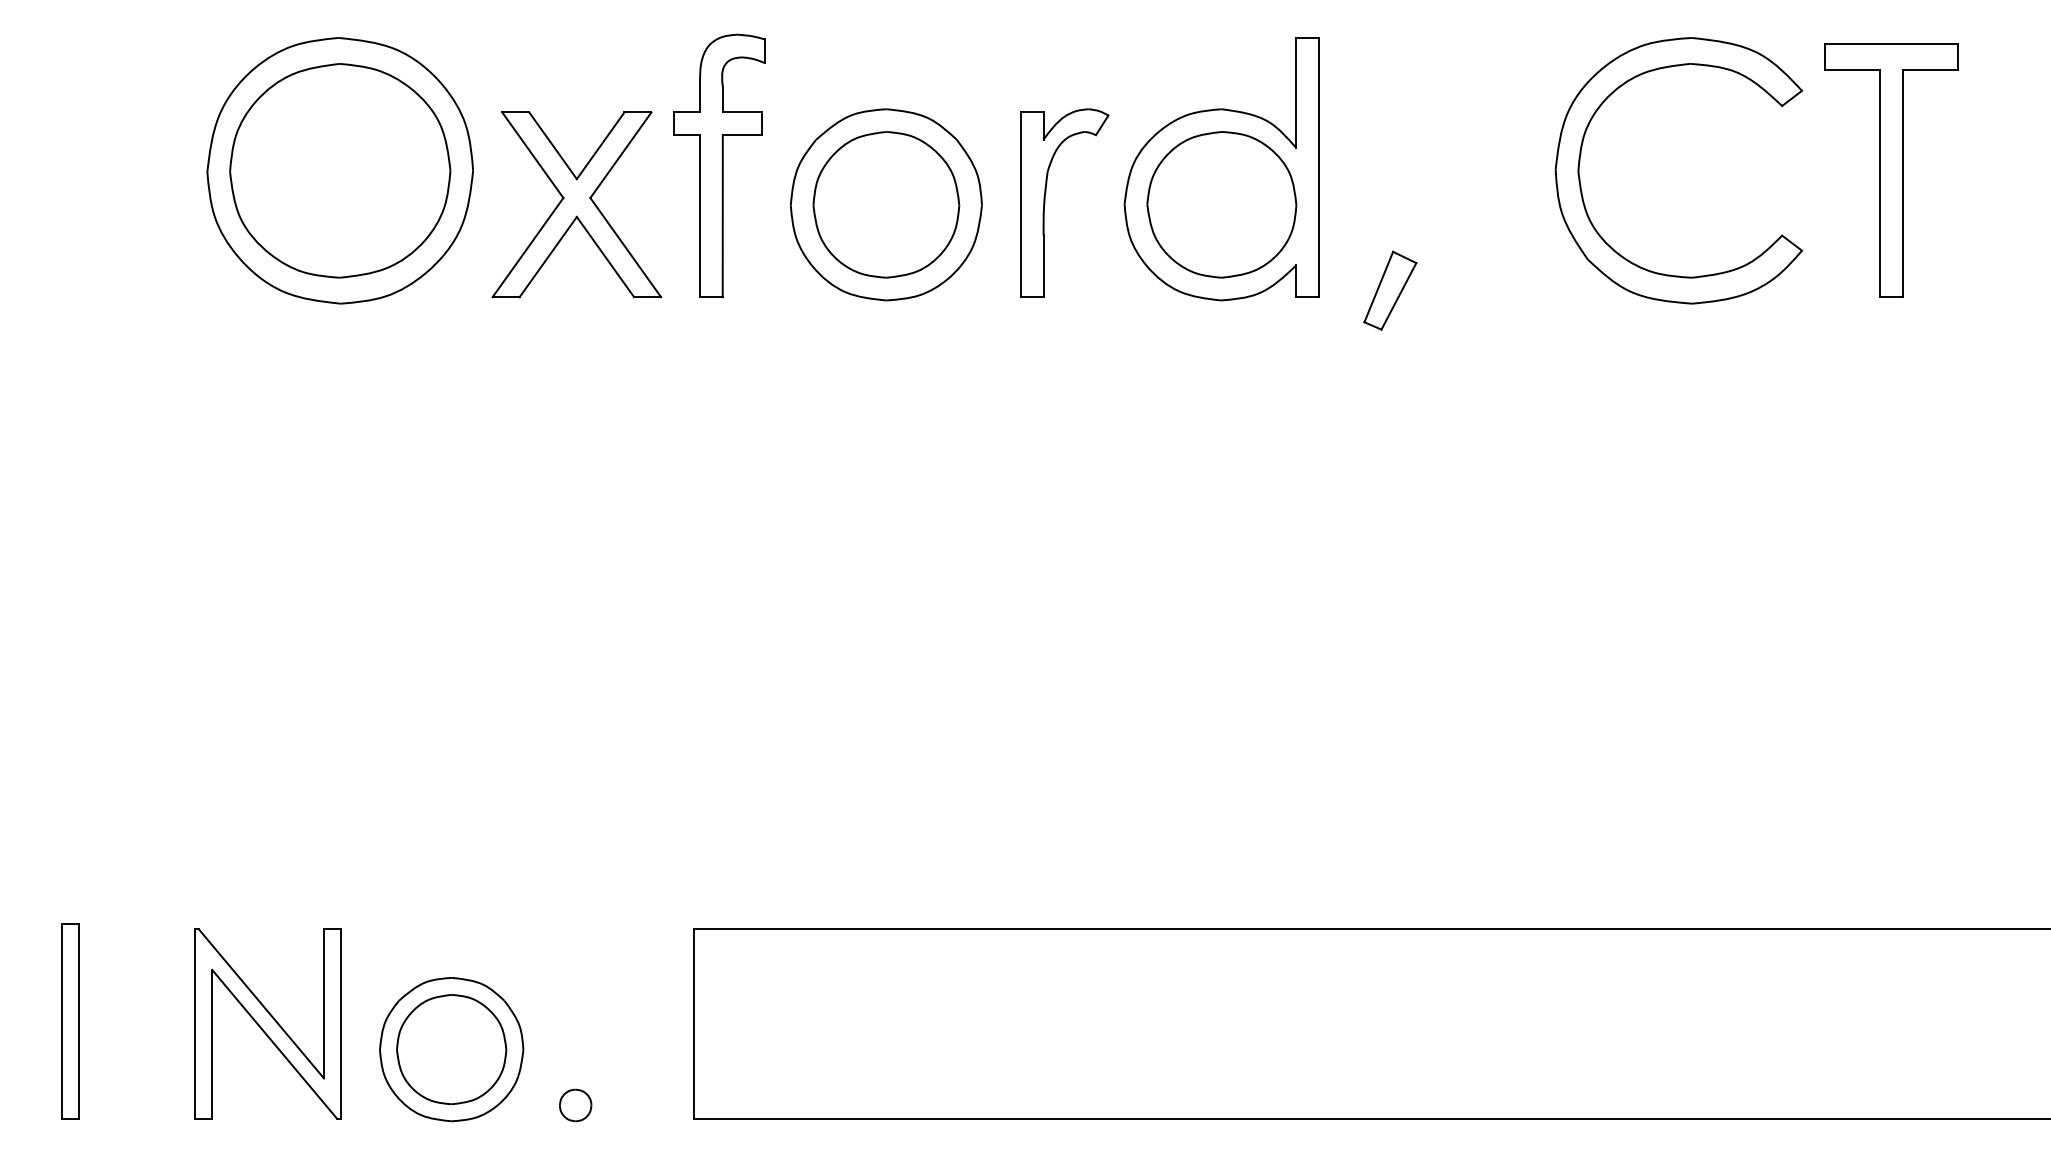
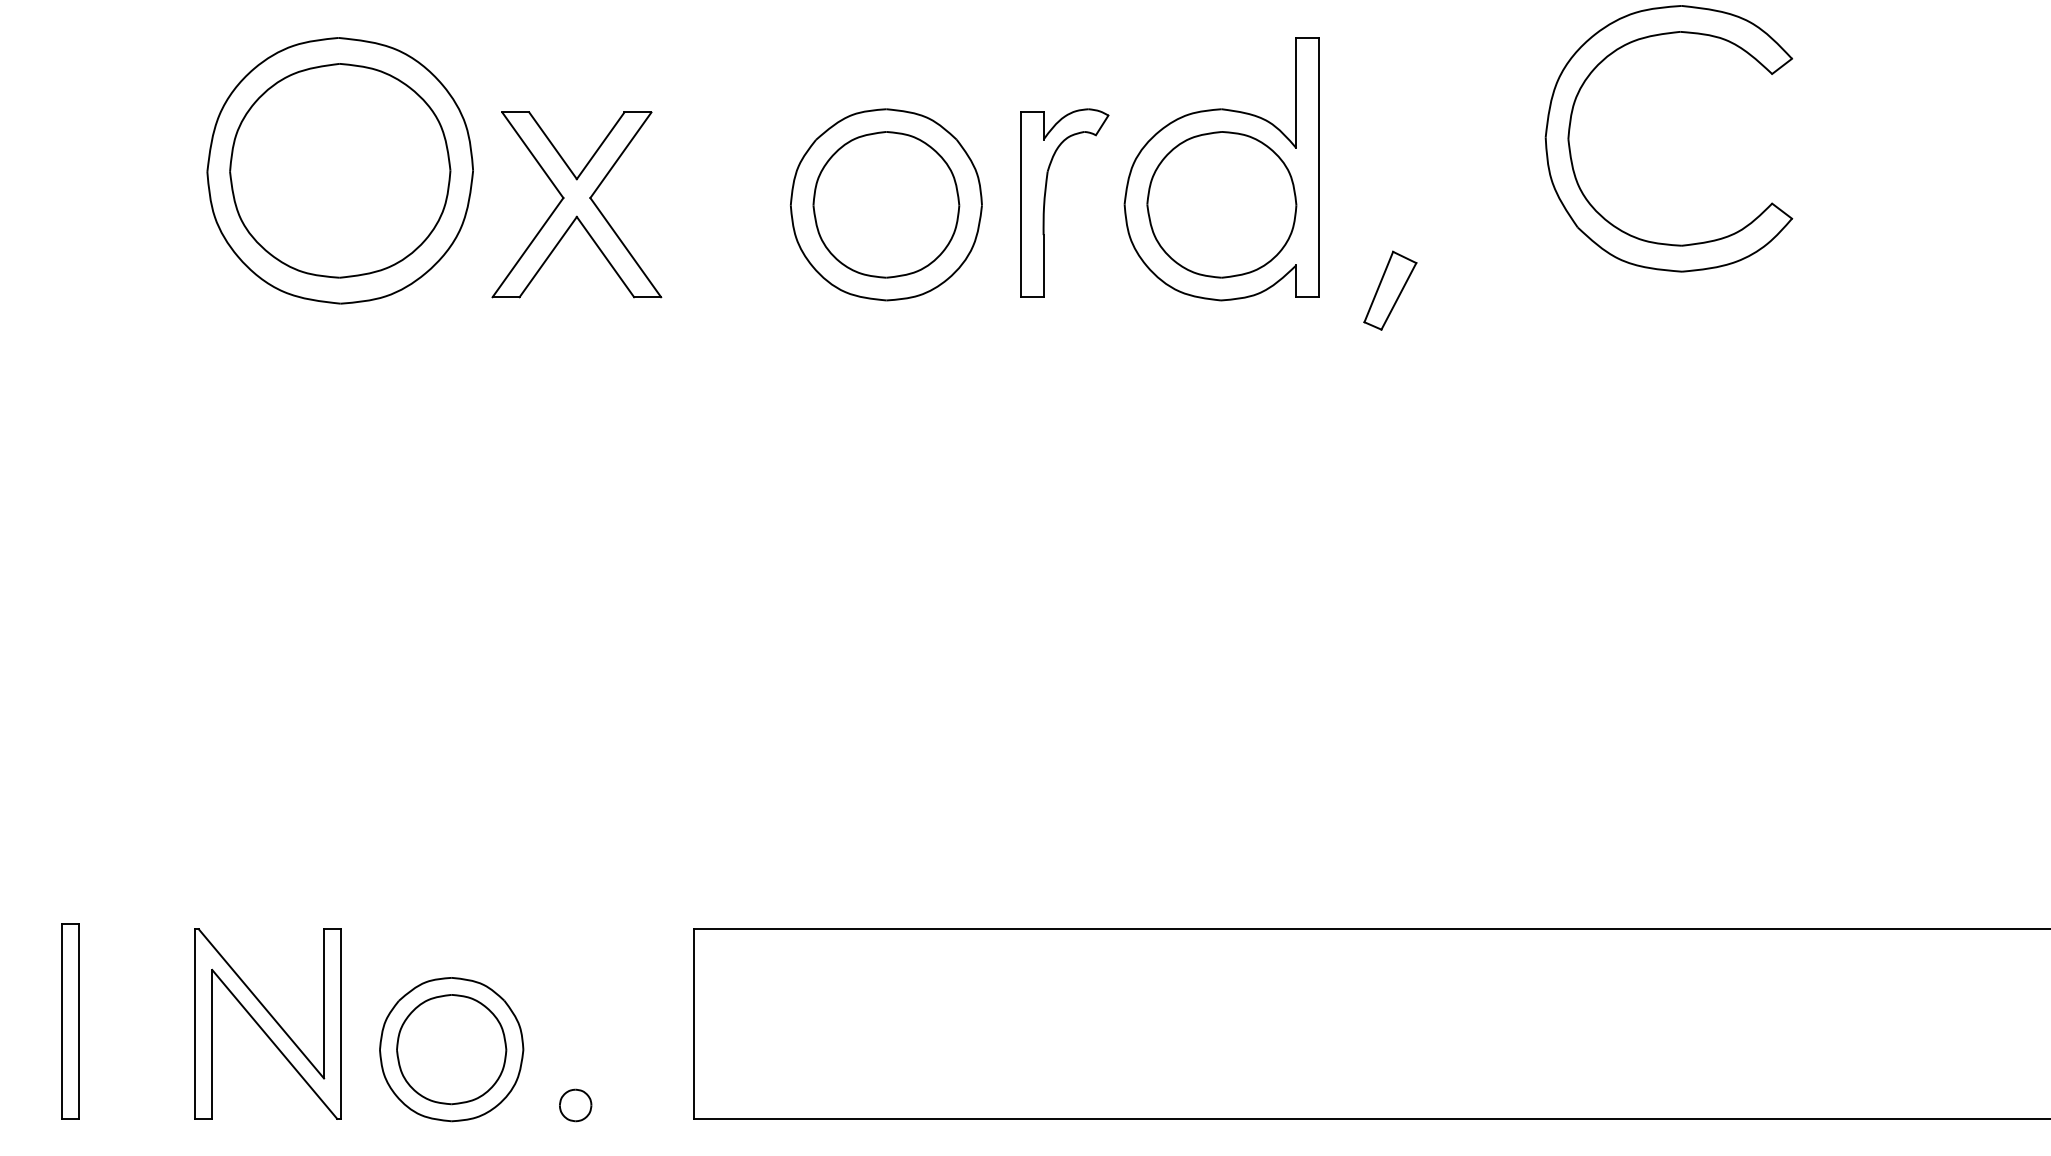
part: present -> none (719, 165)
part: present -> none (1891, 170)
part position: (1581, 185) -> (1571, 153) (1571, 153)
